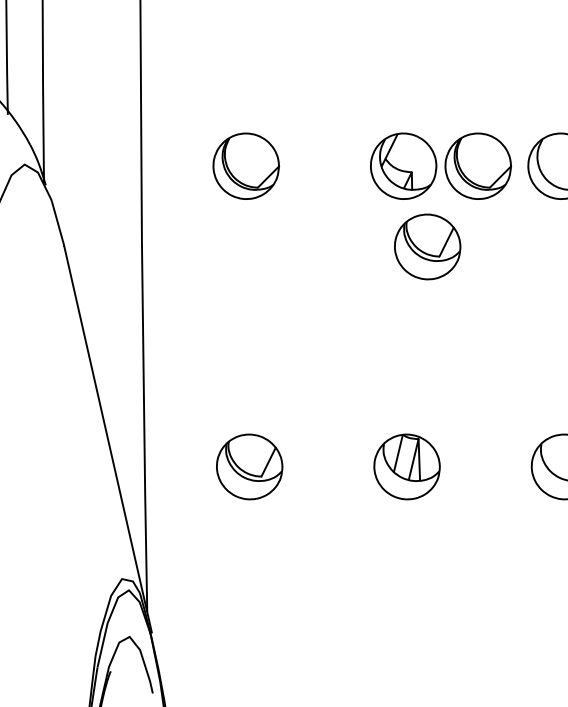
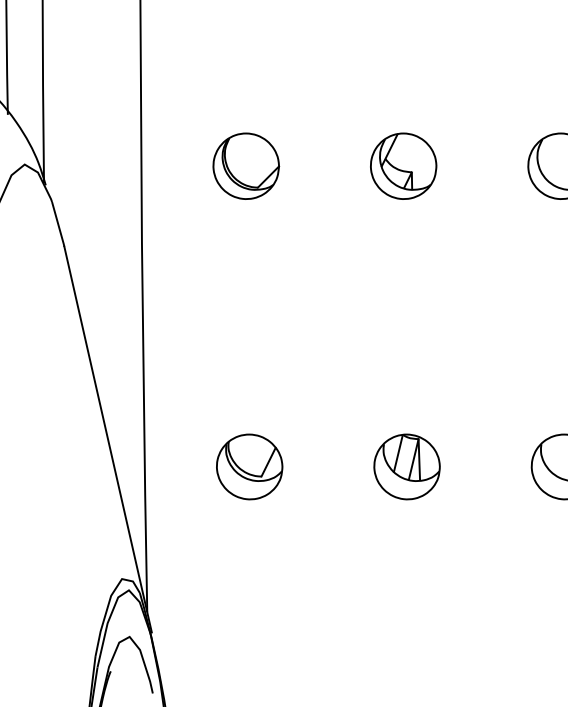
part: present -> none (478, 165)
part: present -> none (427, 246)
